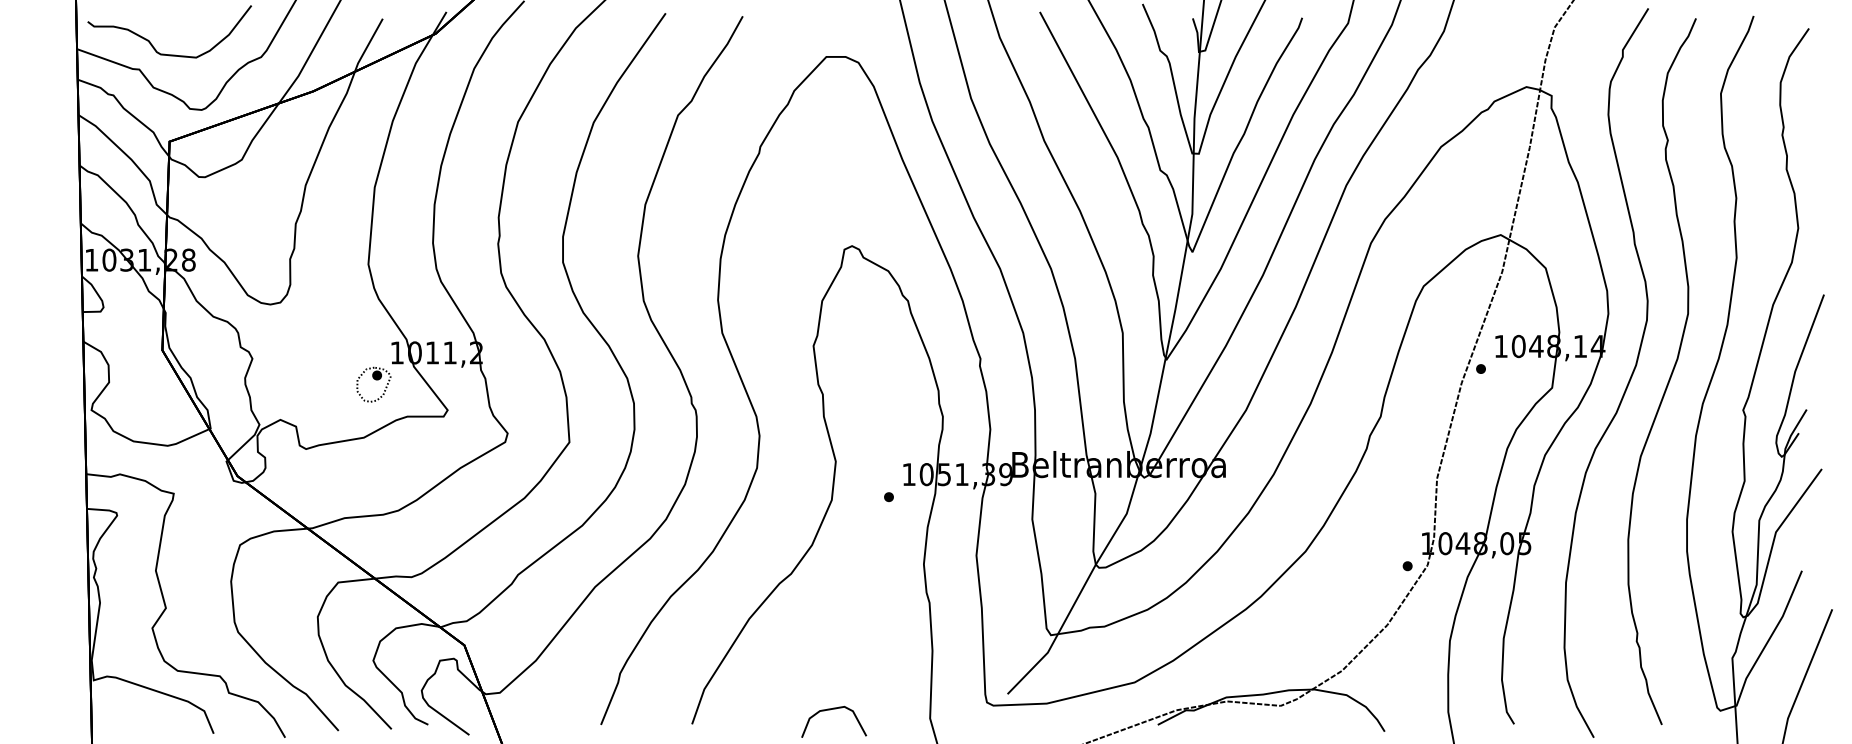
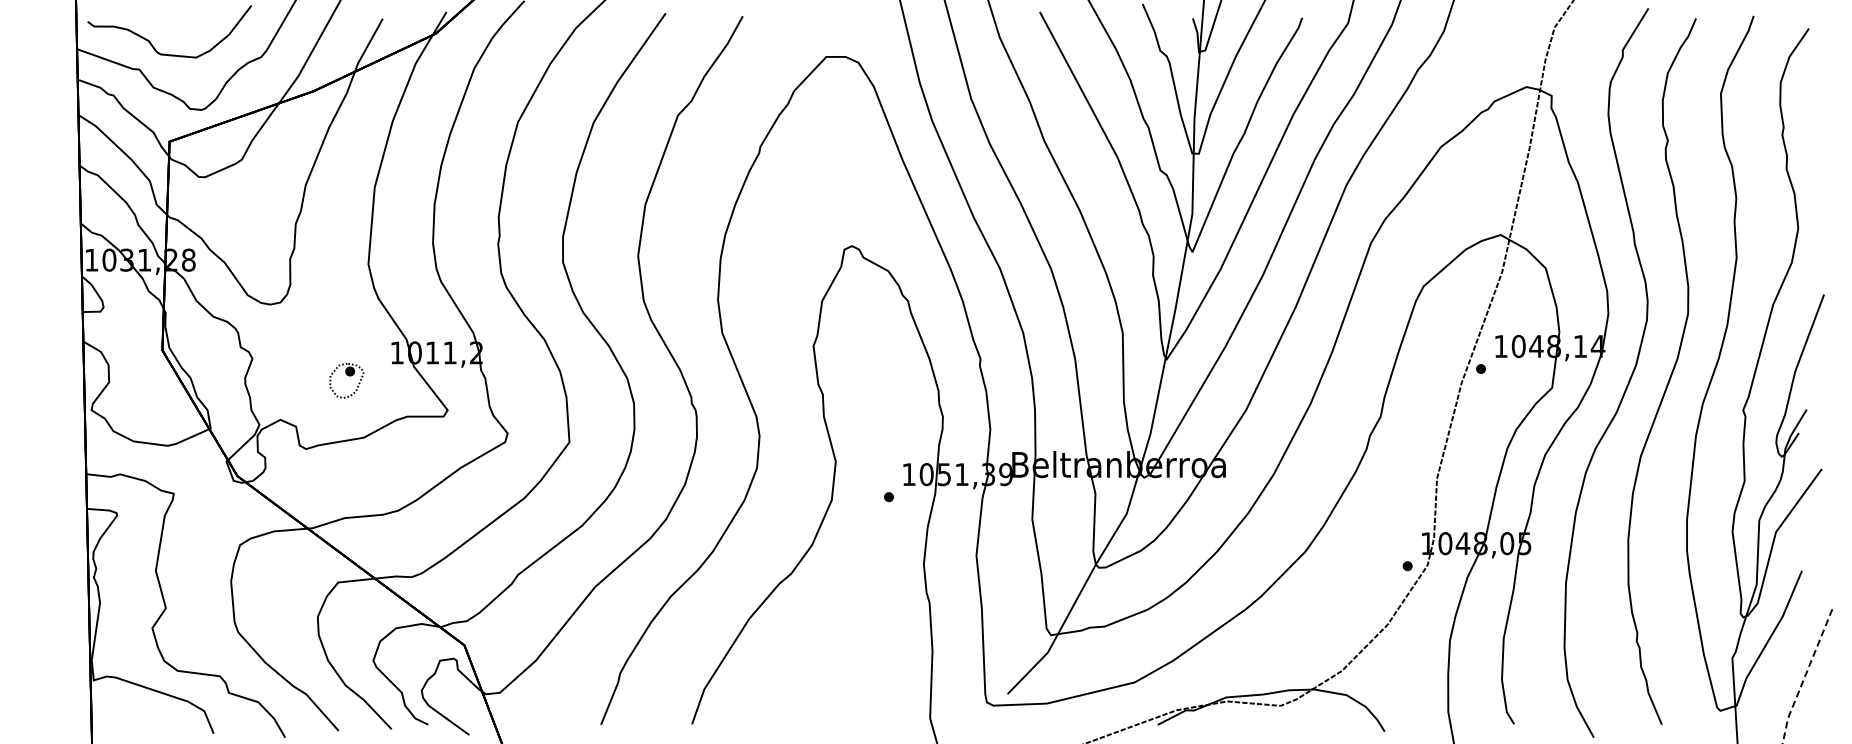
part position: (373, 384) -> (346, 380) (346, 380)
line: solid -> dashed (1804, 676)
curve: present -> none (830, 710)
